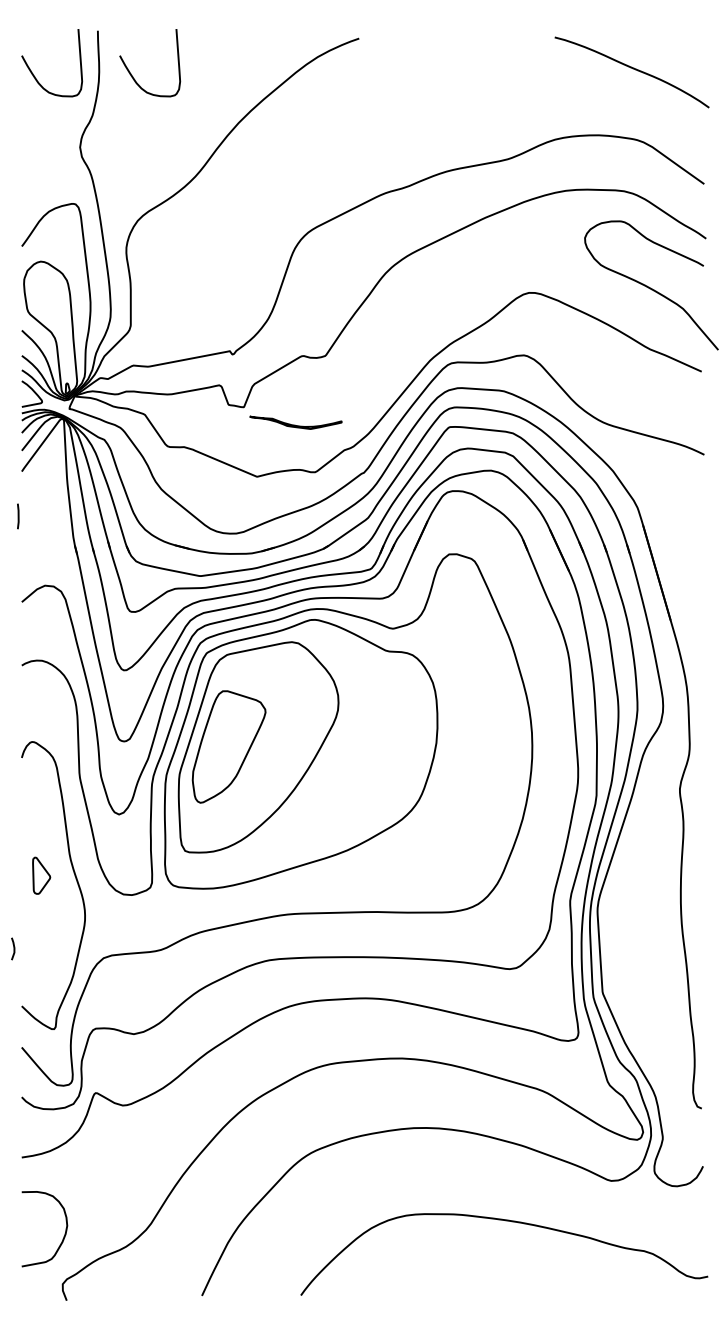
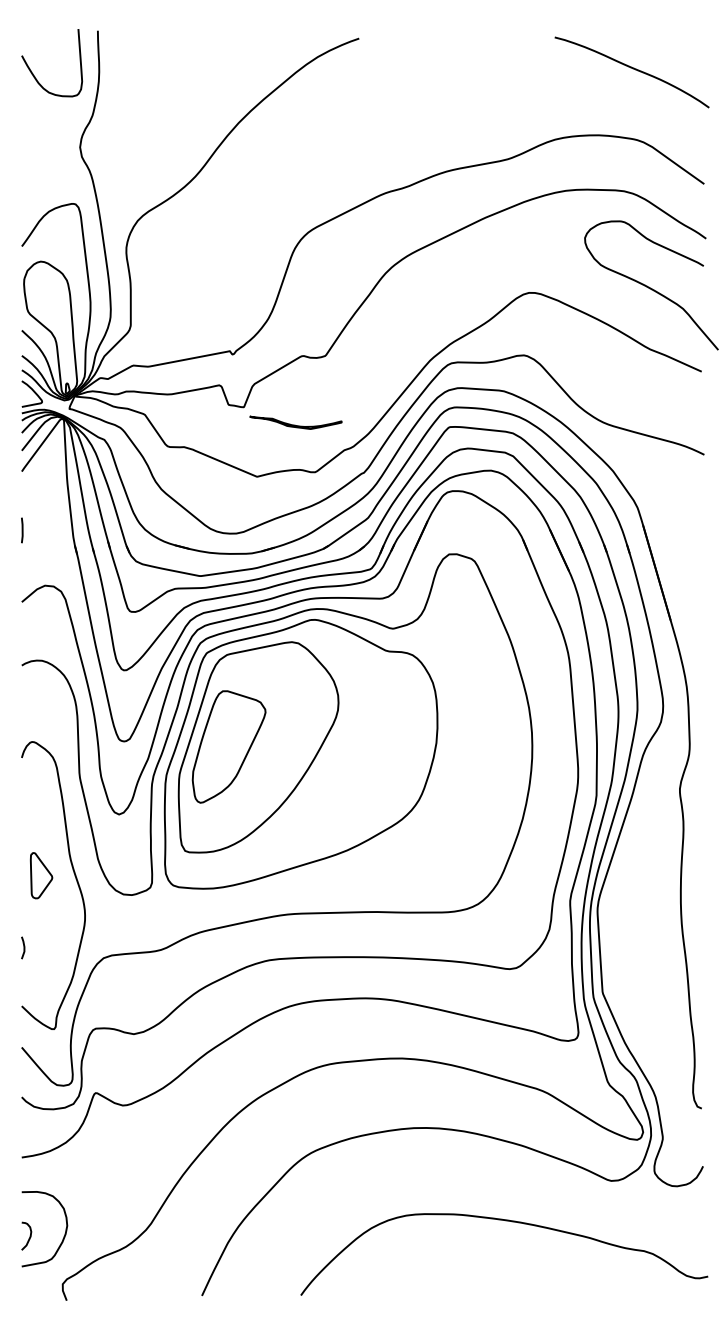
curve: present -> none (133, 76)
line position: (18, 516) -> (22, 530) (22, 530)
part size: 20x39 px -> 24x48 px (41, 875)
line position: (13, 948) -> (23, 947) (23, 947)
curve: none -> present (29, 1235)
